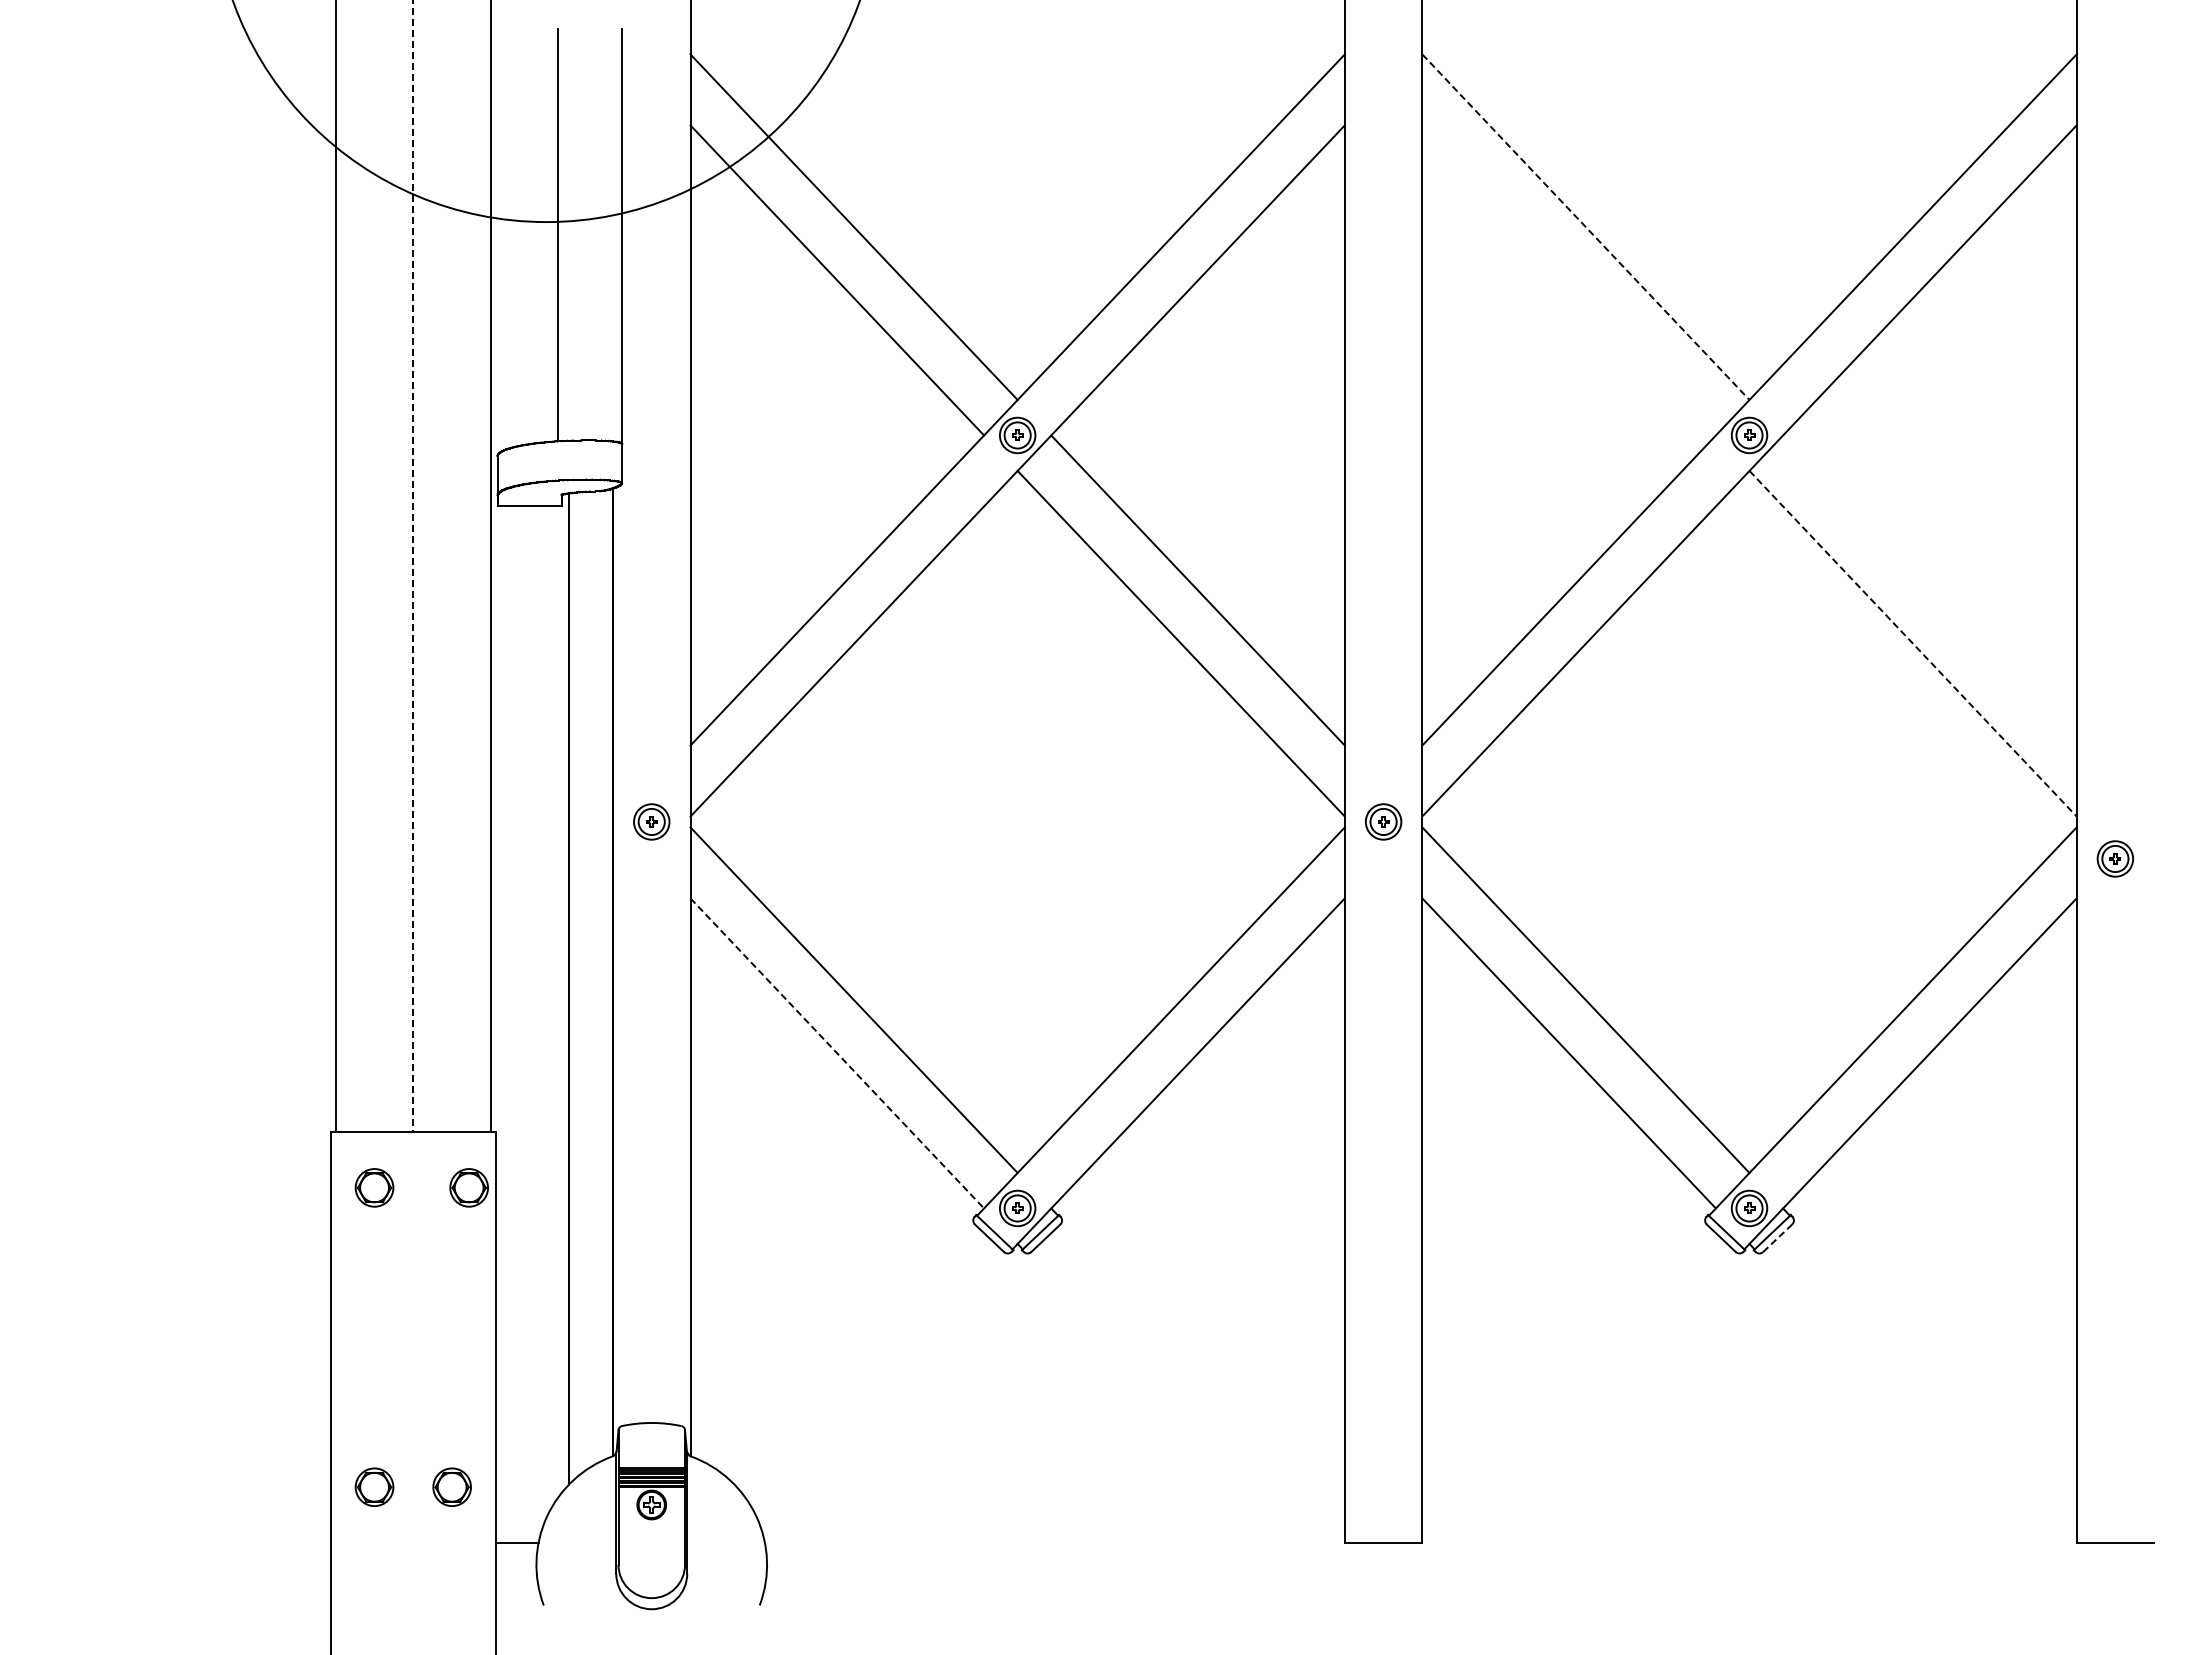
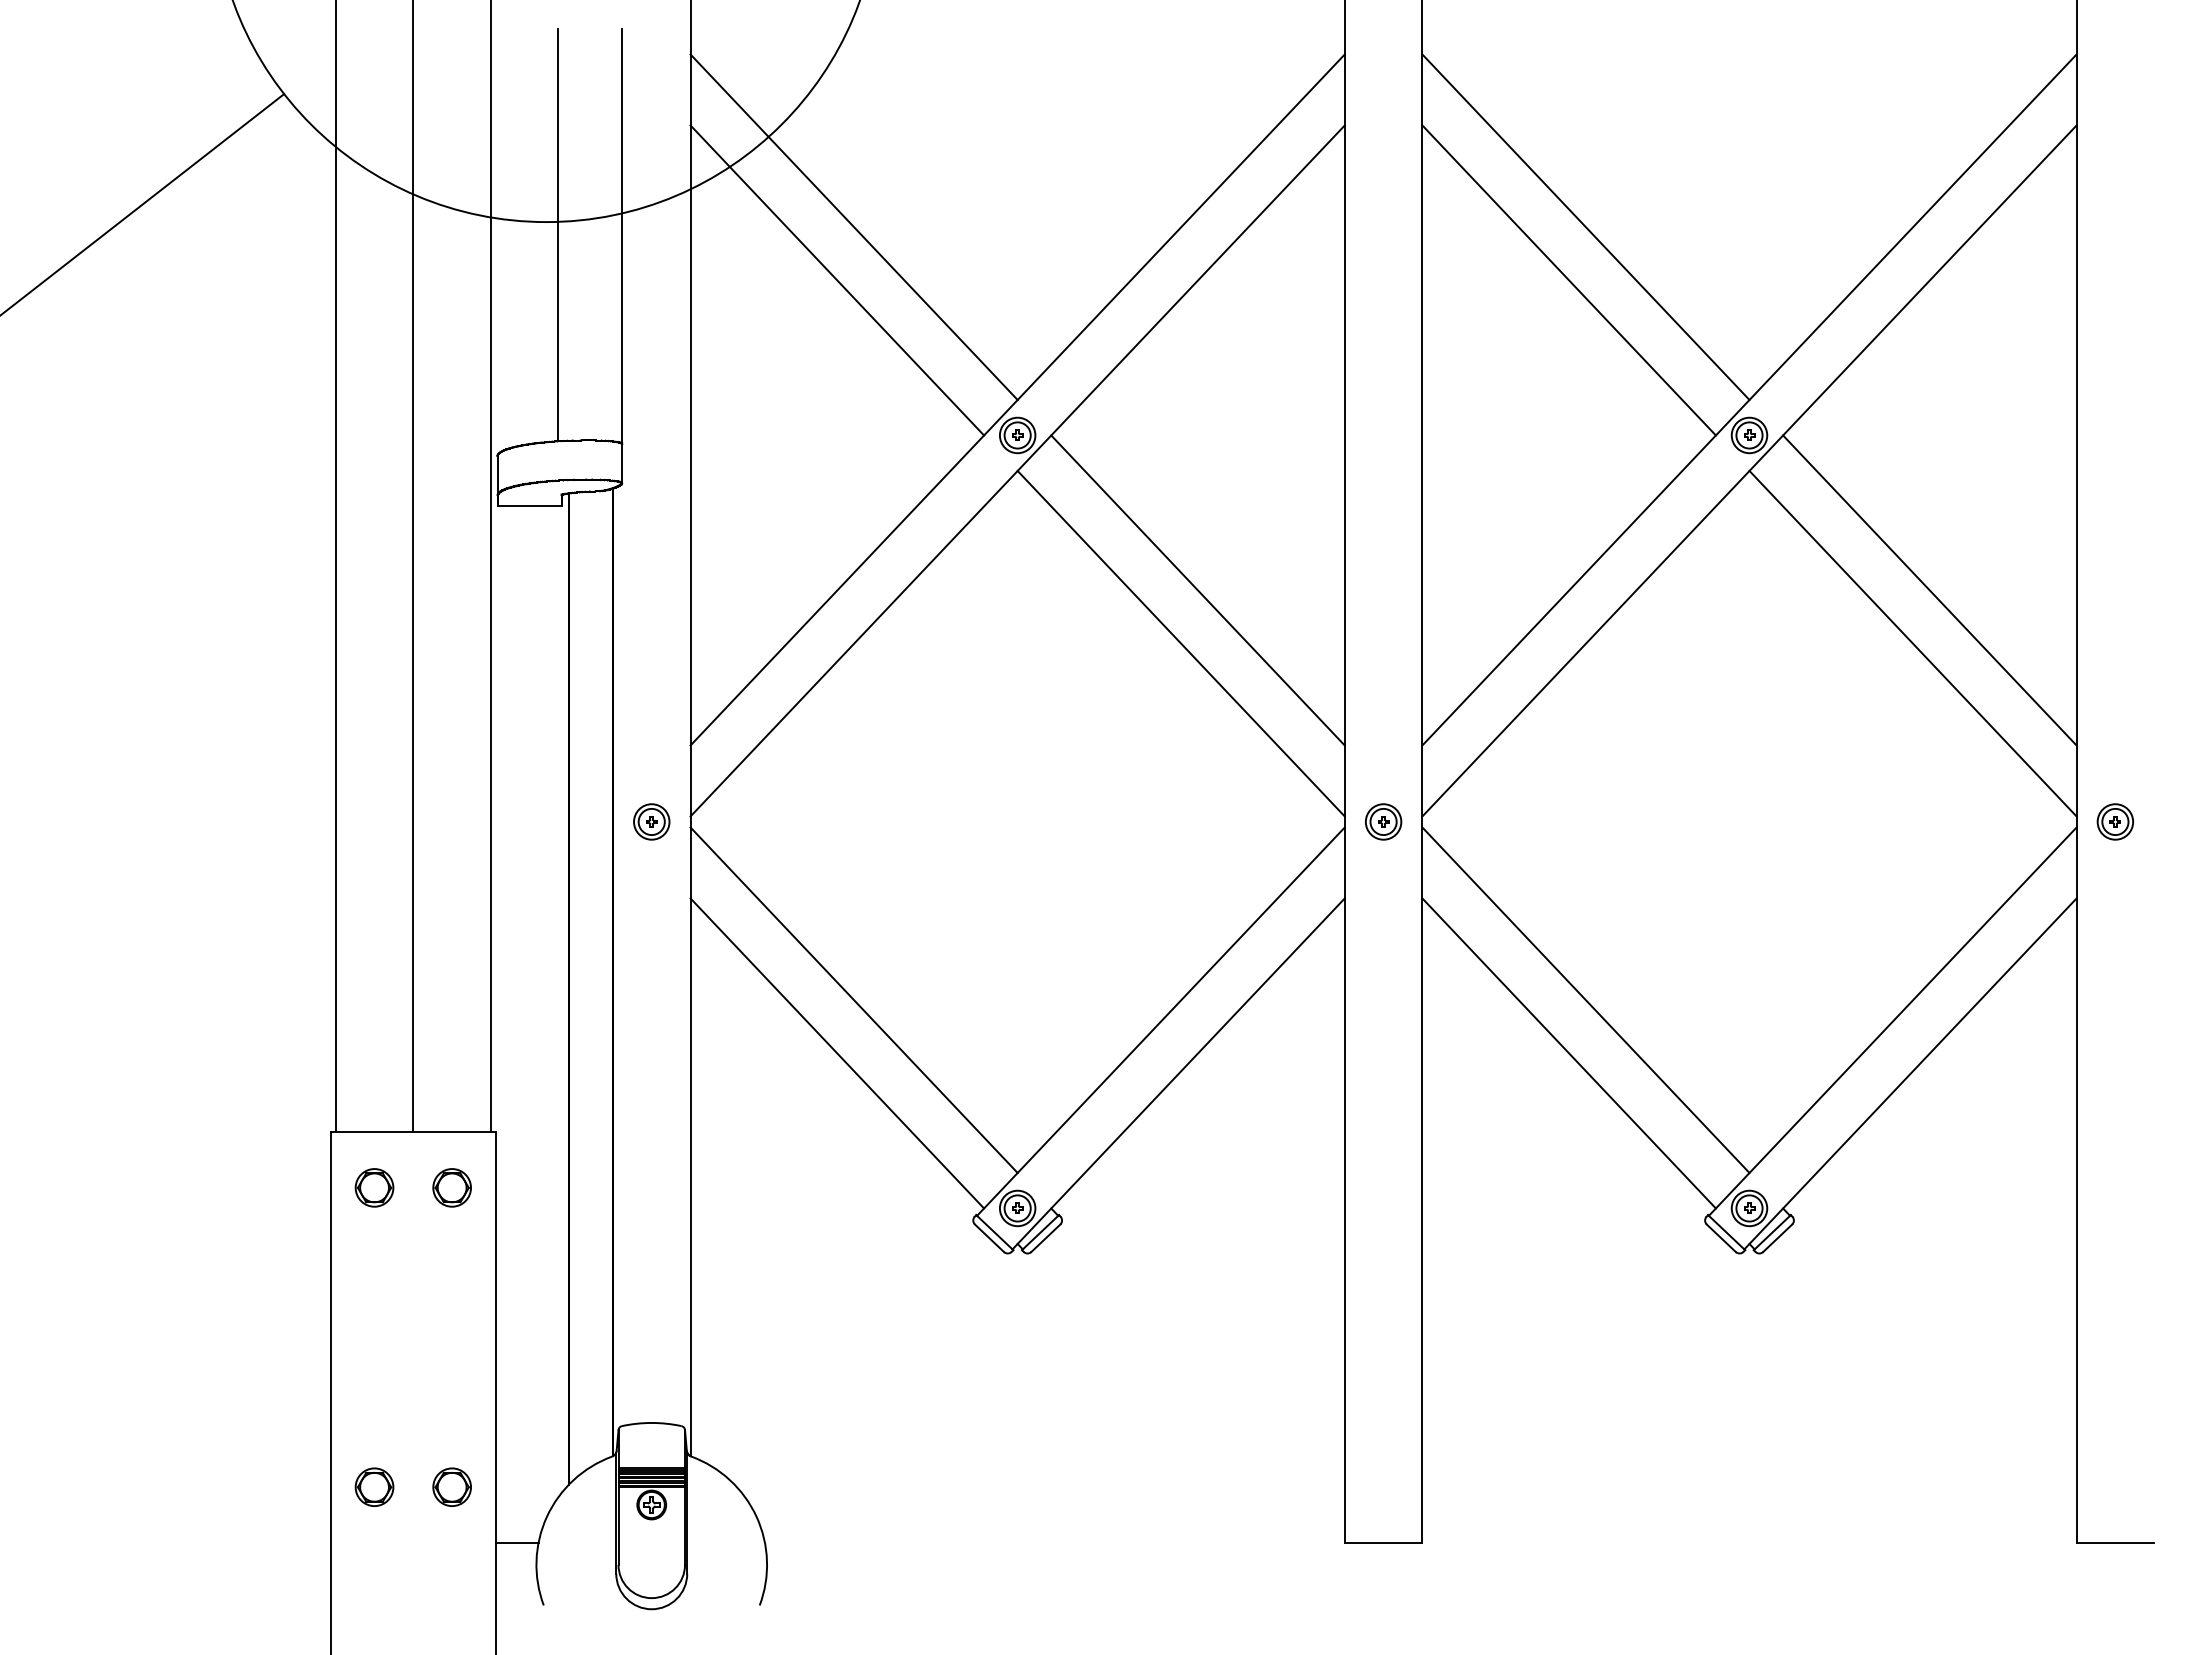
line: none -> present (143, 203)
line: dashed -> solid (1585, 227)
line: none -> present (1568, 280)
line: dashed -> solid (413, 566)
line: none -> present (1929, 590)
line: dashed -> solid (1913, 643)
part position: (2114, 858) -> (2114, 821) (2114, 821)
line: dashed -> solid (837, 1053)
part position: (468, 1187) -> (451, 1187) (451, 1187)
line: dashed -> solid (1777, 1238)
